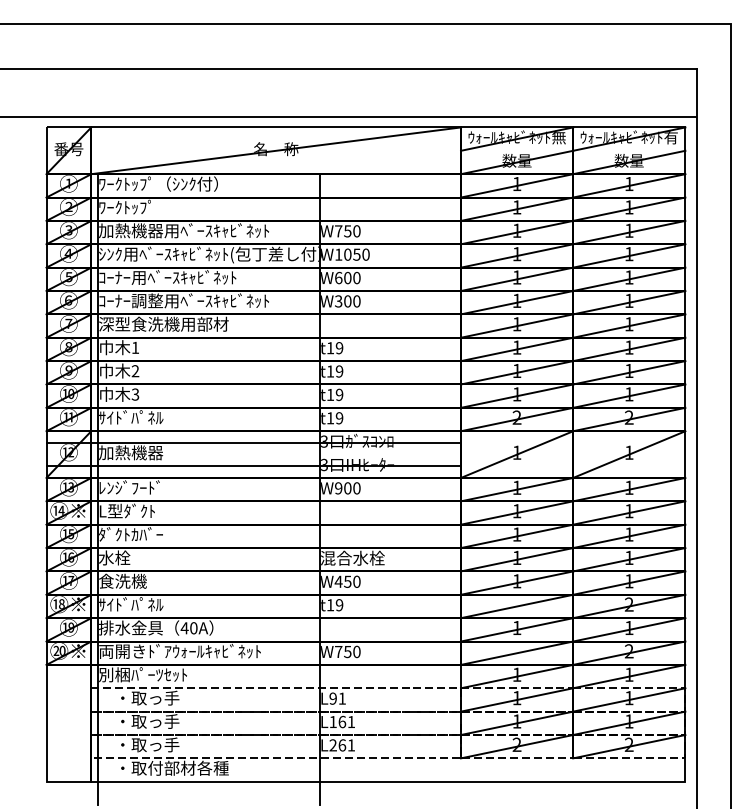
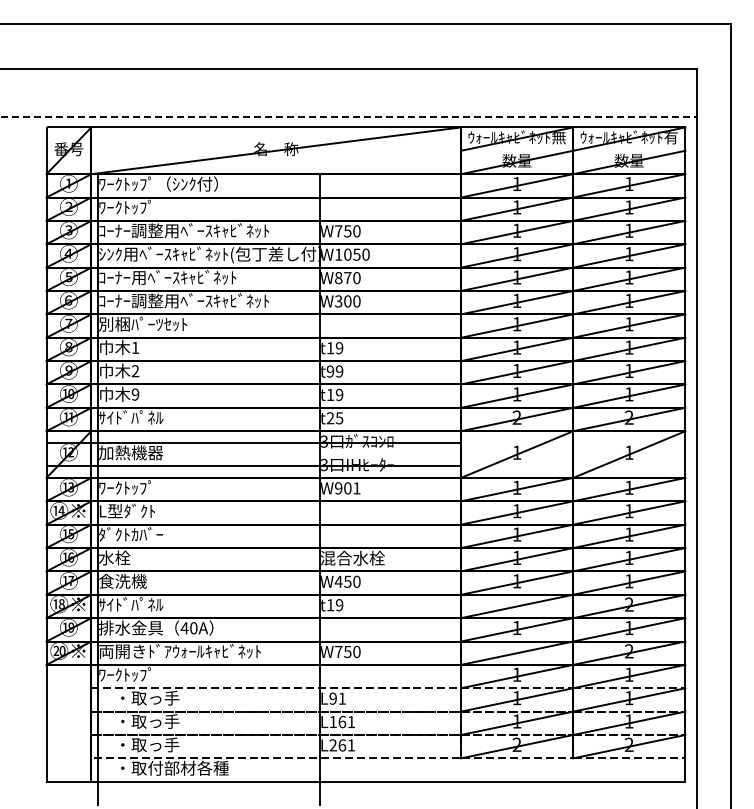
line: solid -> dashed (349, 116)
text: 加熱機器用ﾍﾞｰｽｷｬﾋﾞﾈｯﾄ -> ｺｰﾅｰ調整用ﾍﾞｰｽｷｬﾋﾞﾈｯﾄ (131, 230)
text: W600 -> W870 (343, 277)
text: 深型食洗機用部材 -> 別梱ﾊﾟｰﾂｾｯﾄ (163, 323)
text: t19 -> t99 (330, 371)
text: 3 -> 9 (135, 394)
text: t19 -> t25 (334, 418)
text: ﾚﾝｼﾞﾌｰﾄﾞ -> ﾜｰｸﾄｯﾌﾟ (129, 487)
text: W900 -> W901 (356, 488)
text: 別梱ﾊﾟｰﾂｾｯﾄ -> ﾜｰｸﾄｯﾌﾟ (142, 674)
